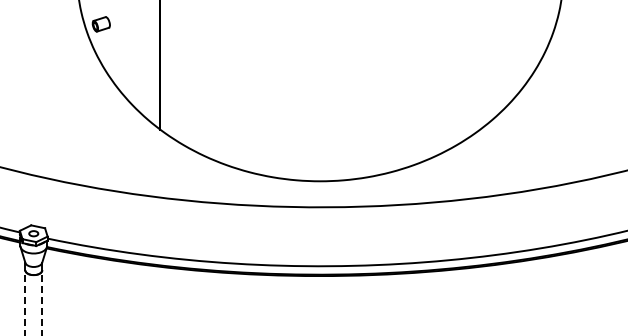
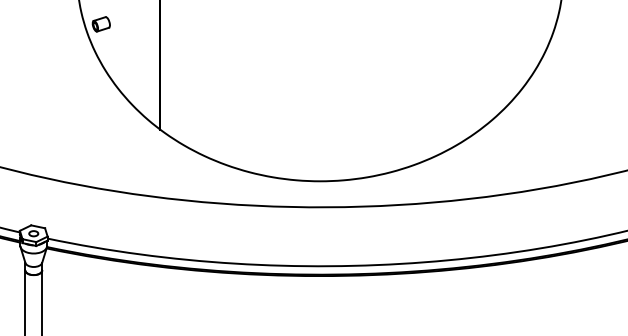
line: dashed -> solid (25, 302)
line: dashed -> solid (42, 302)
